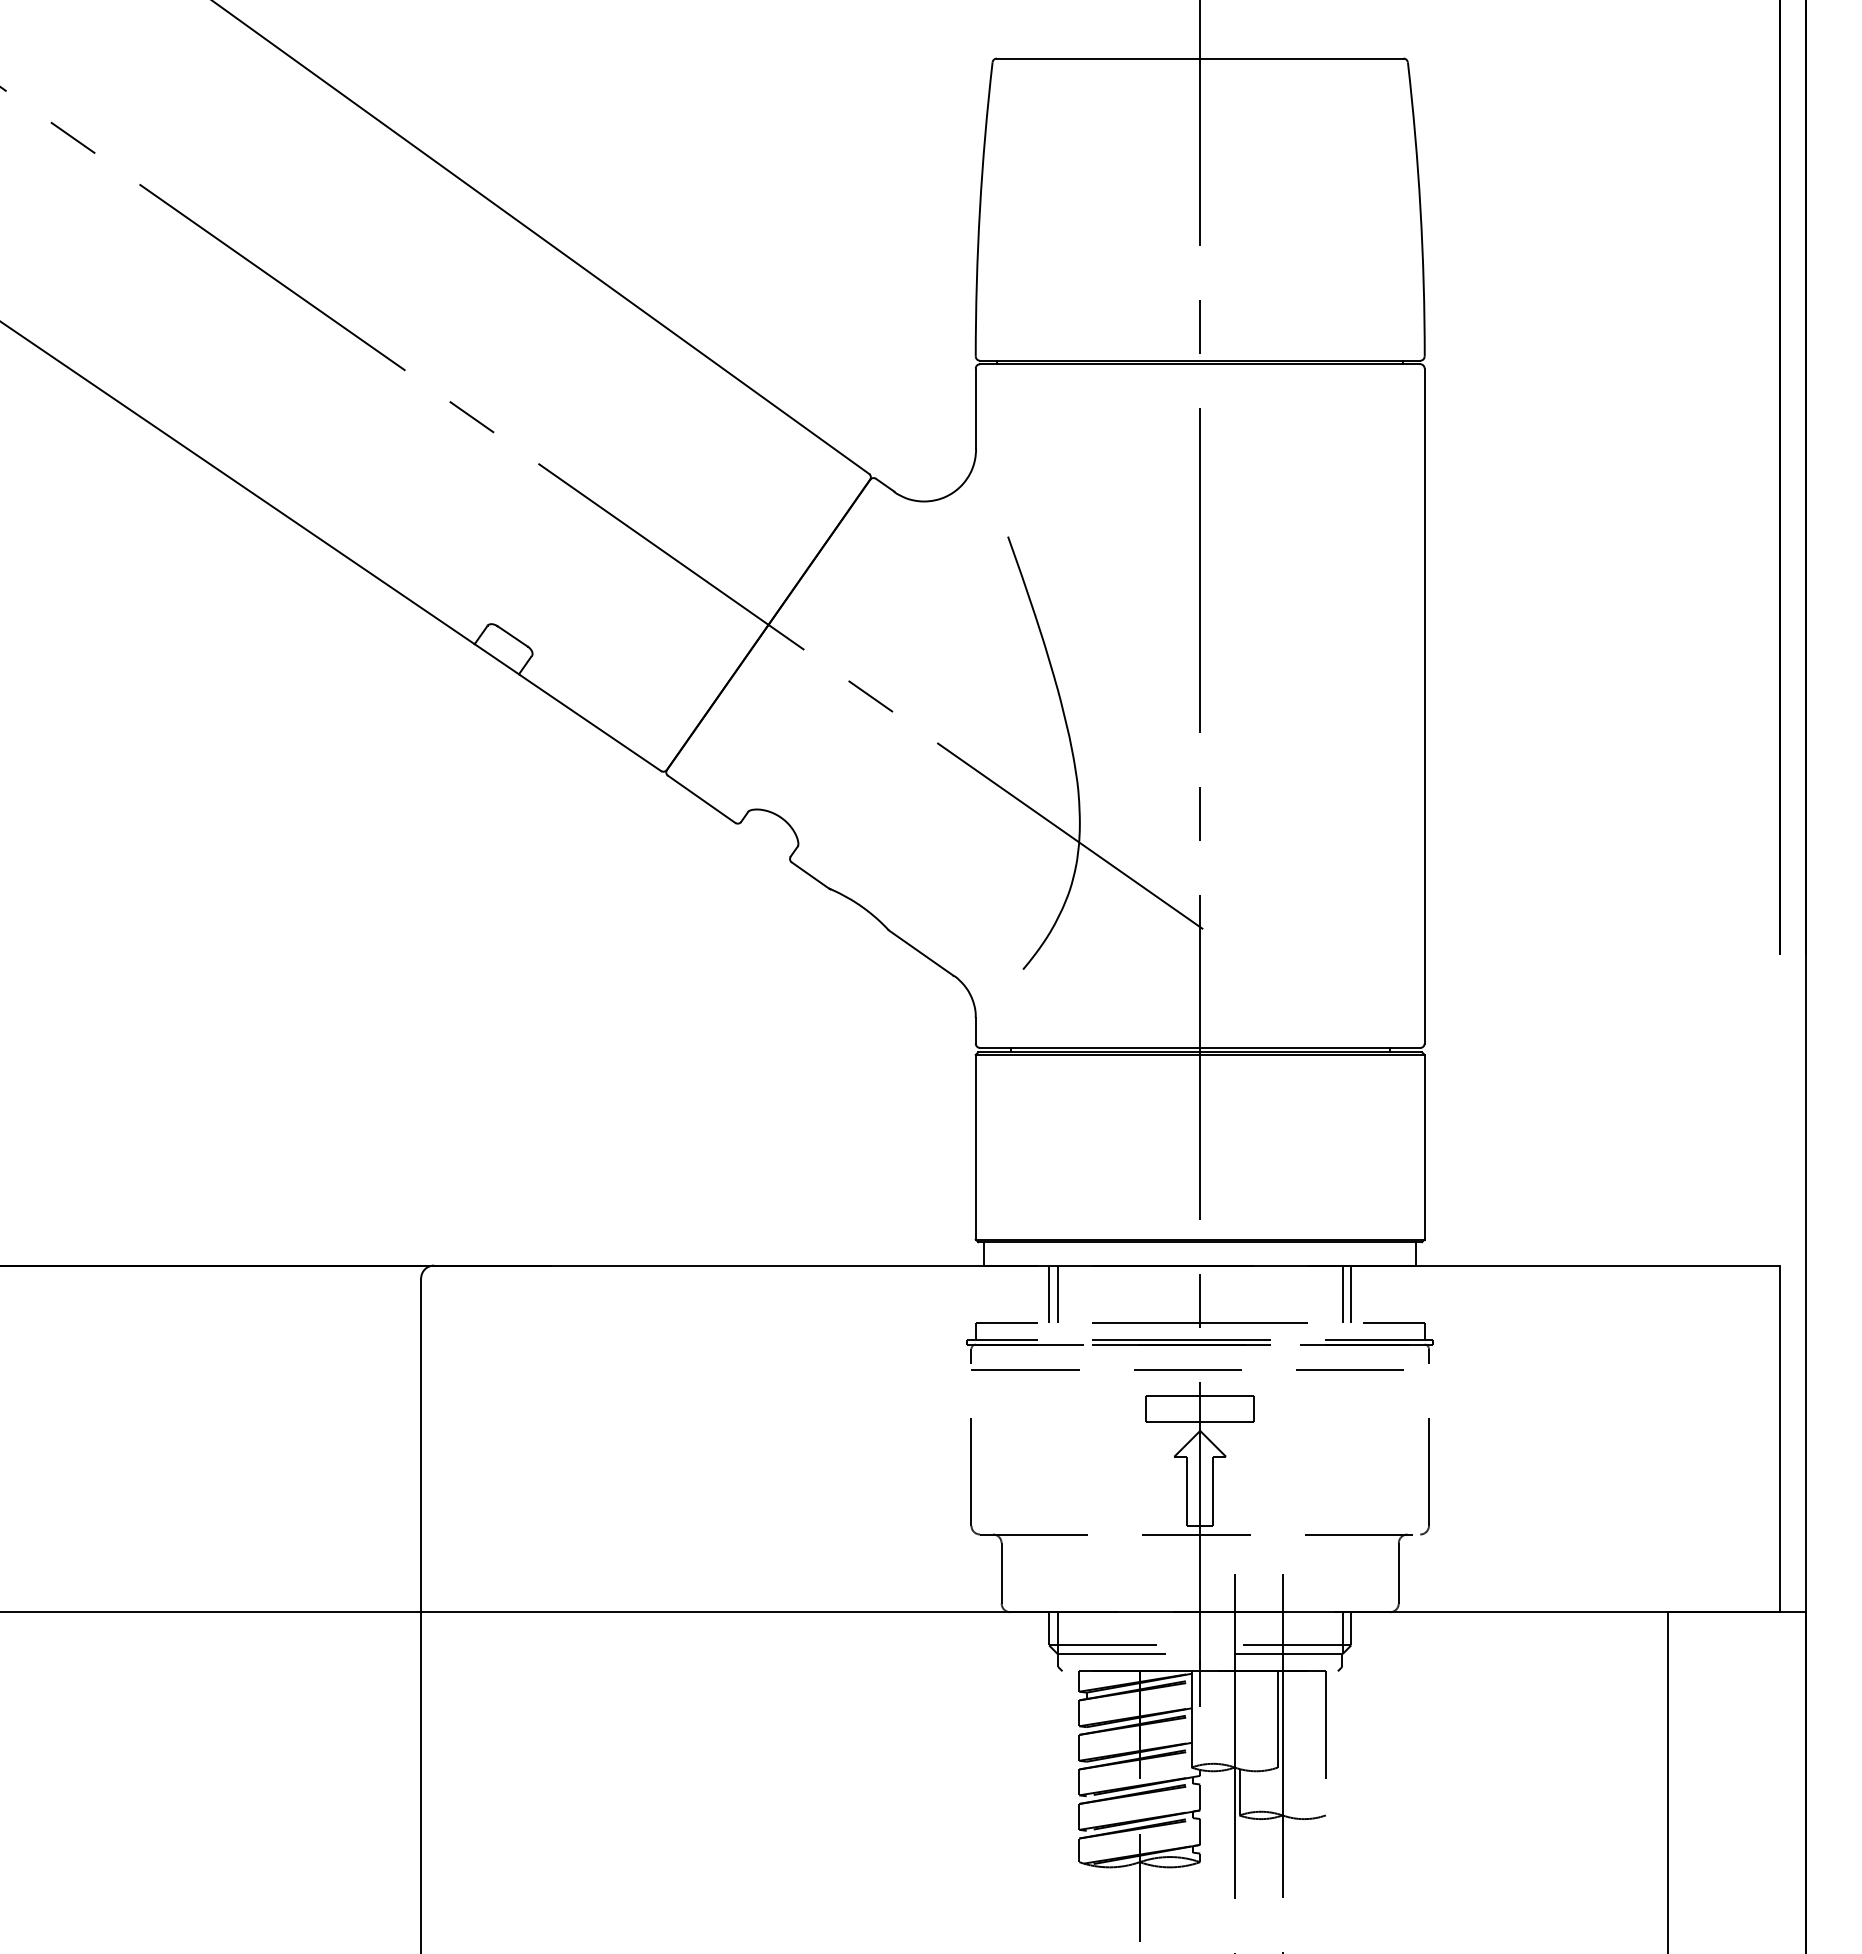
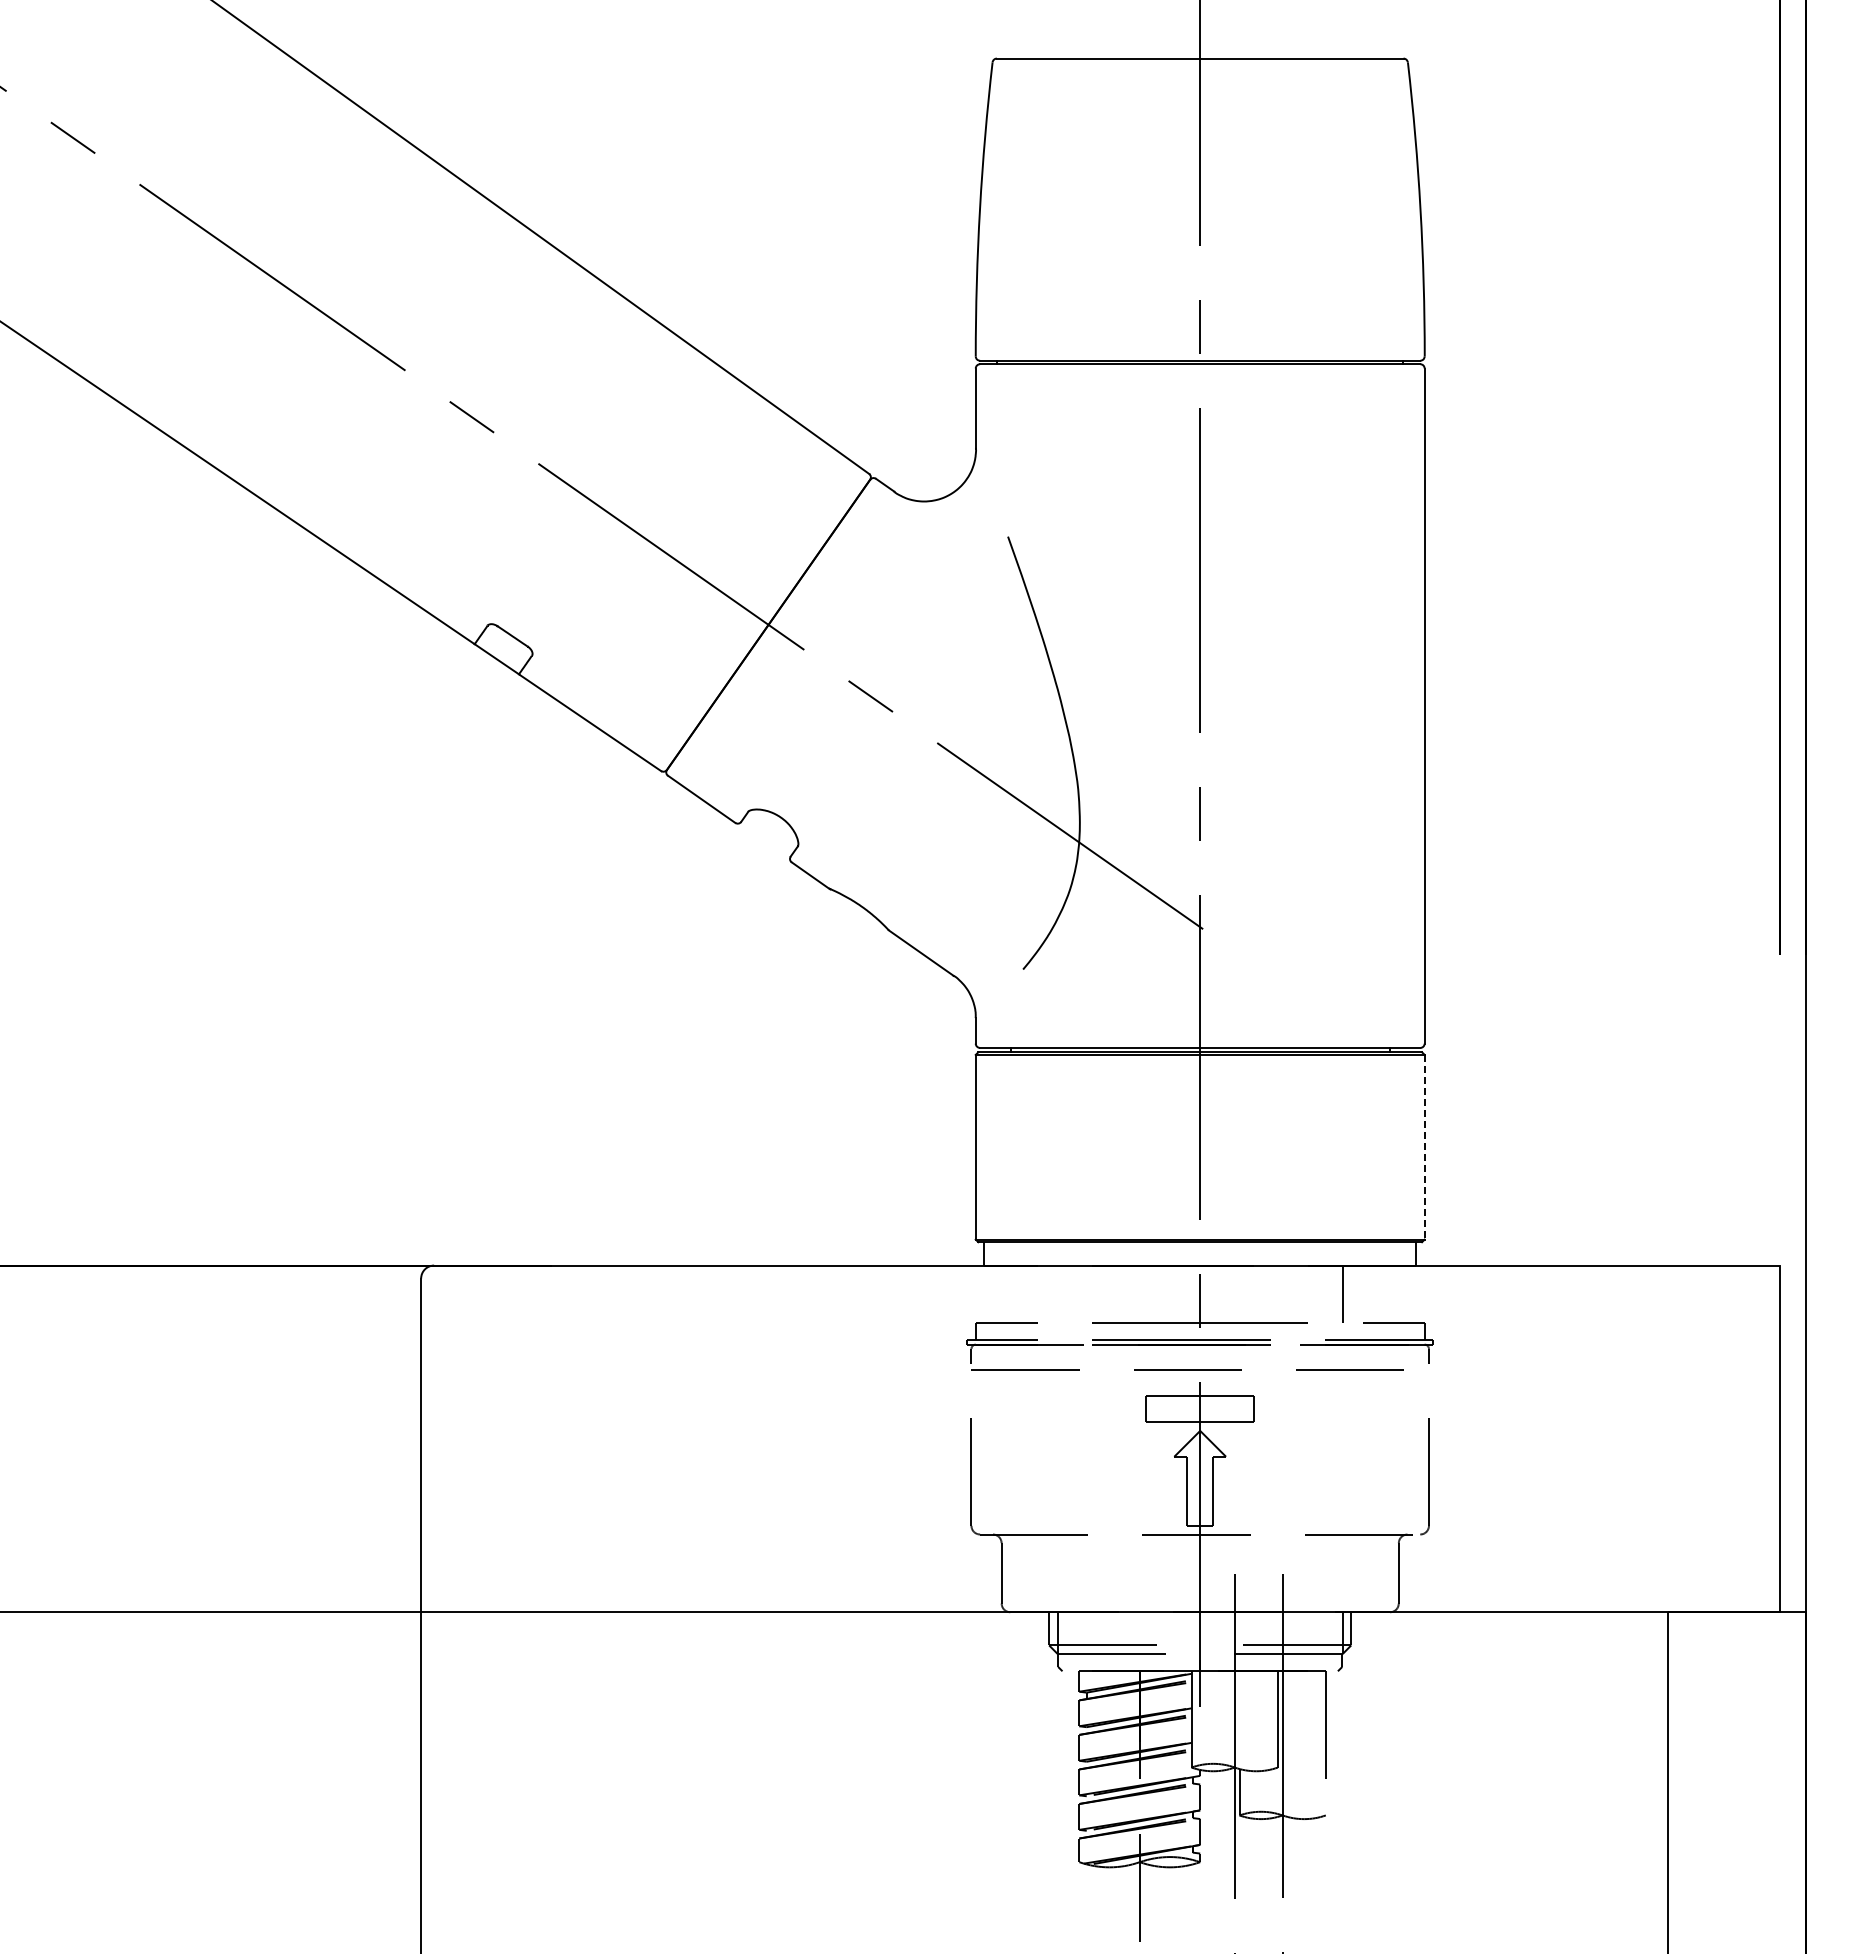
line: solid -> dashed (1424, 1147)
line: present -> none (1049, 1293)
line: present -> none (1057, 1293)
line: present -> none (1351, 1293)
